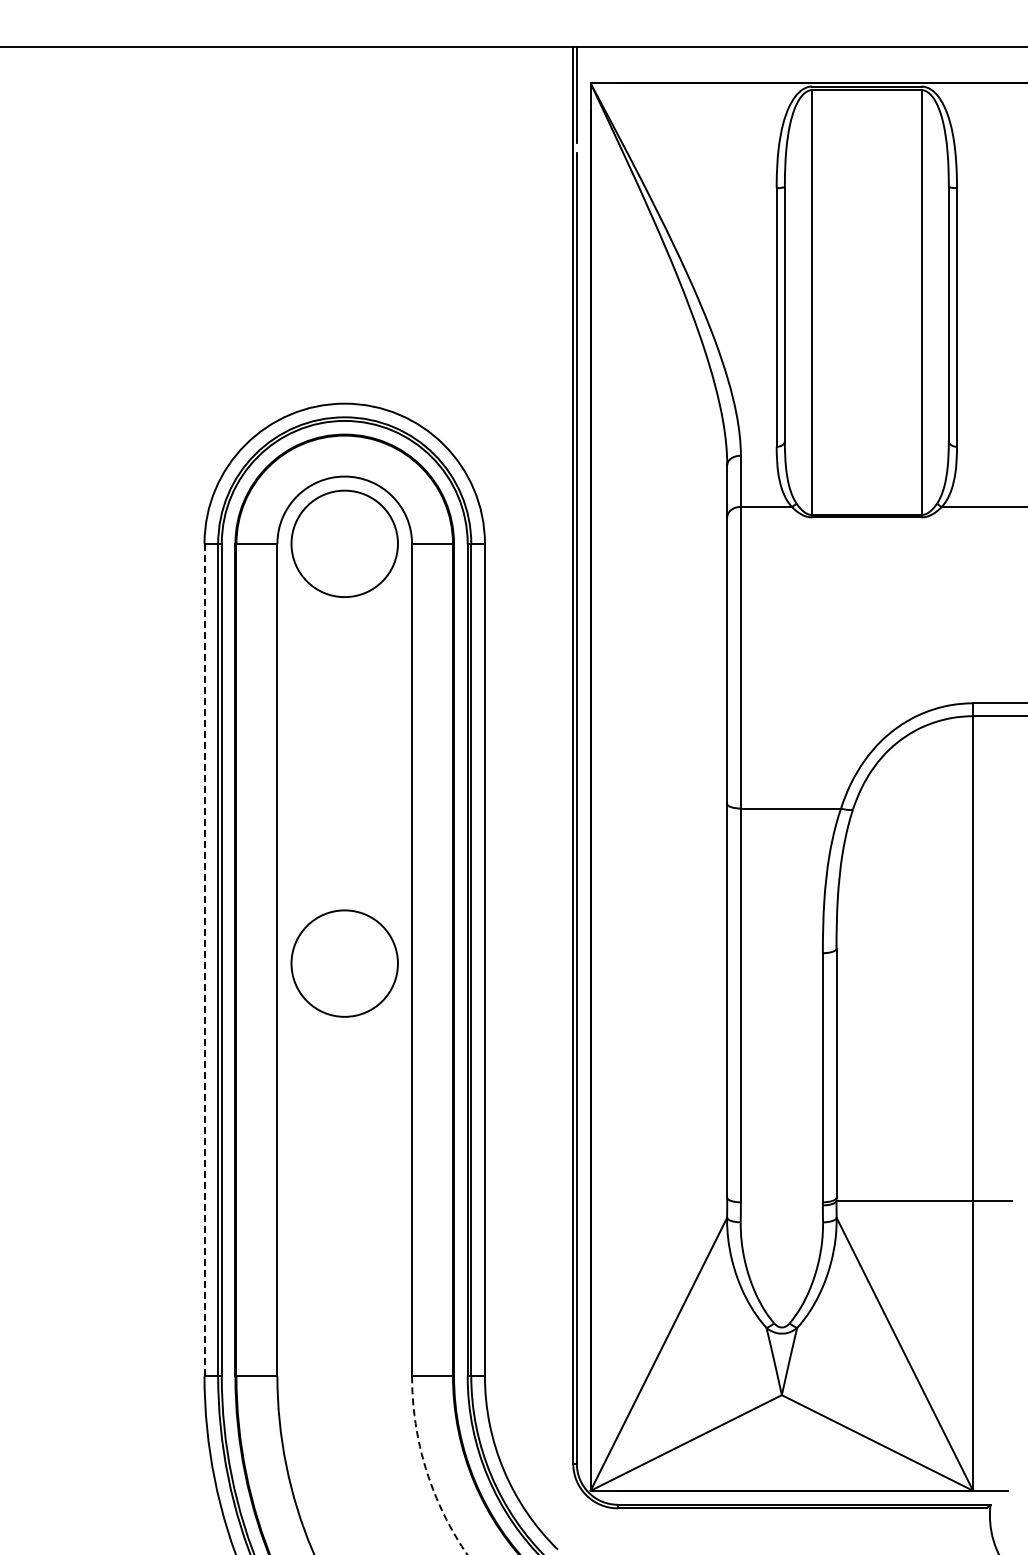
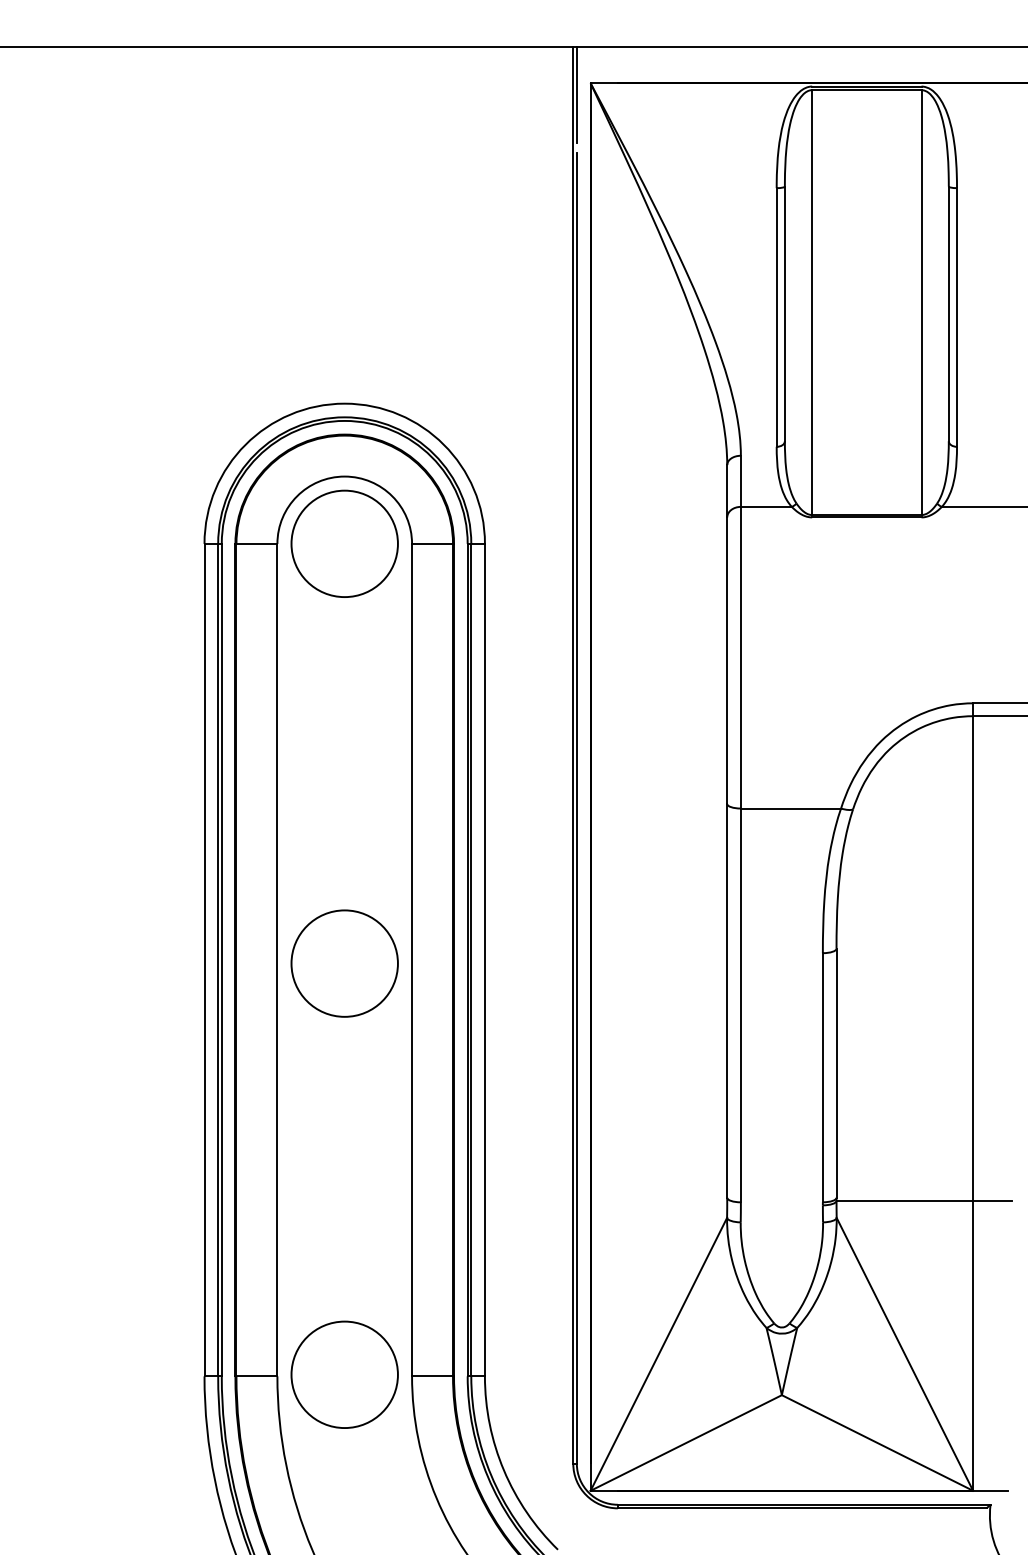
line: dashed -> solid (204, 960)
circle: none -> present (344, 1374)
arc: dashed -> solid (426, 1469)
